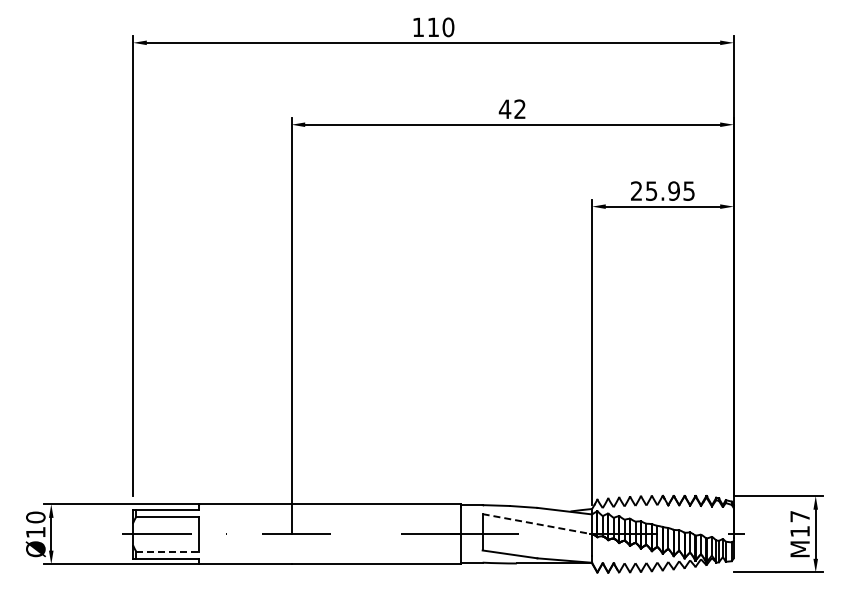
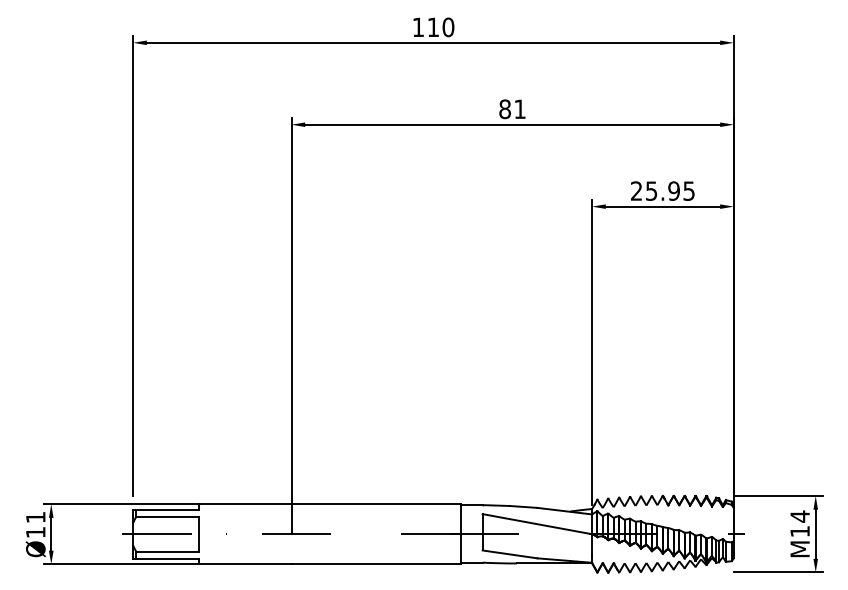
text: 42 -> 81 (511, 109)
text: M17 -> M14 (799, 516)
text: Ø10 -> Ø11 (35, 517)
line: dashed -> solid (537, 524)
line: dashed -> solid (167, 551)
